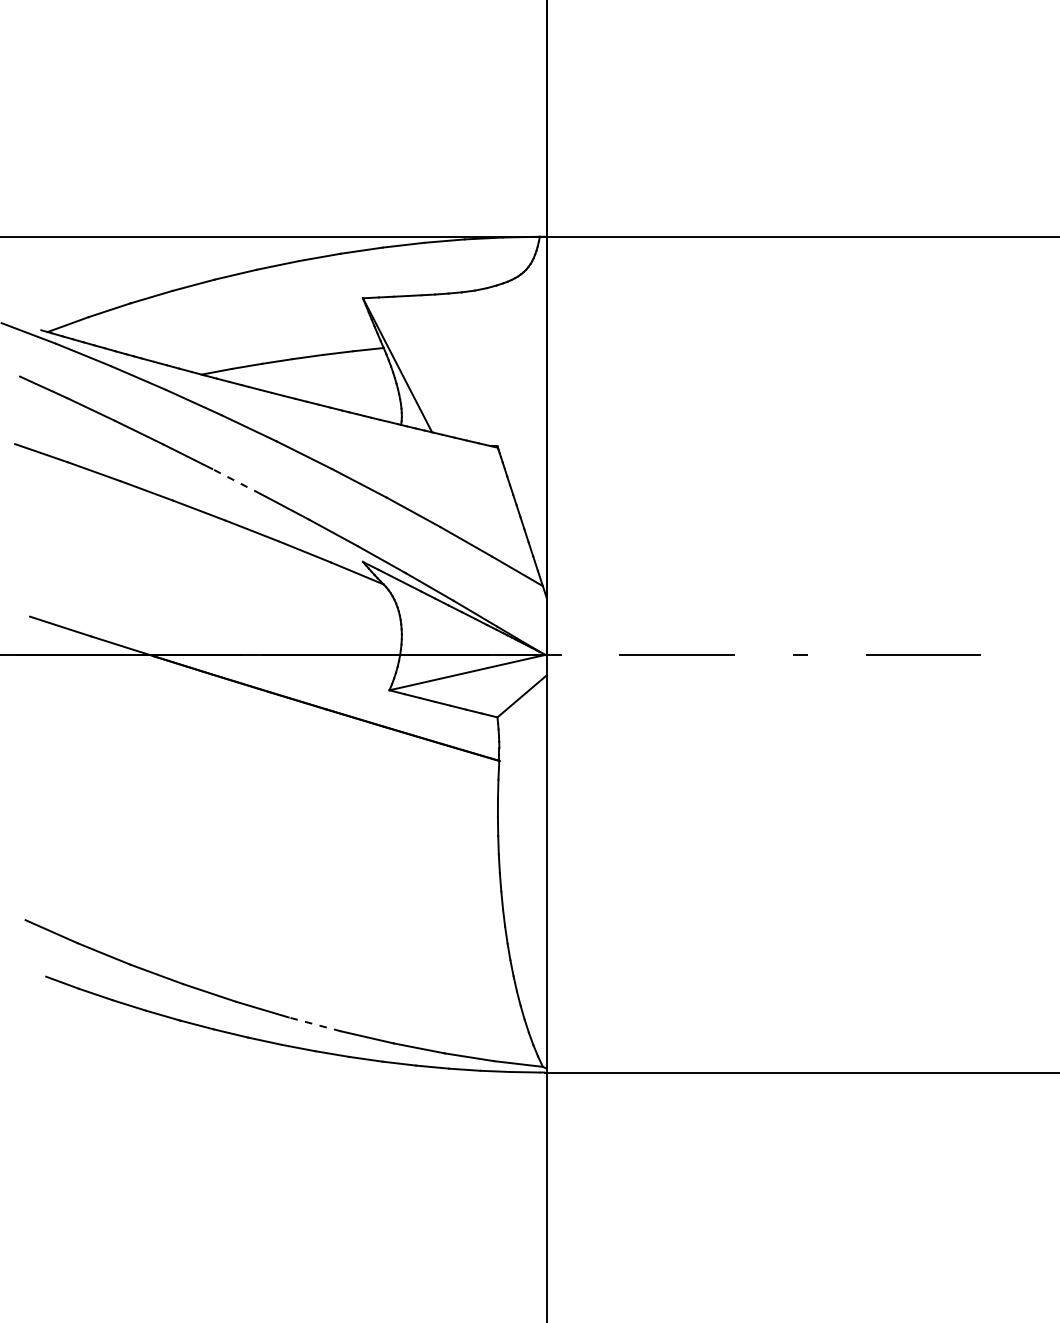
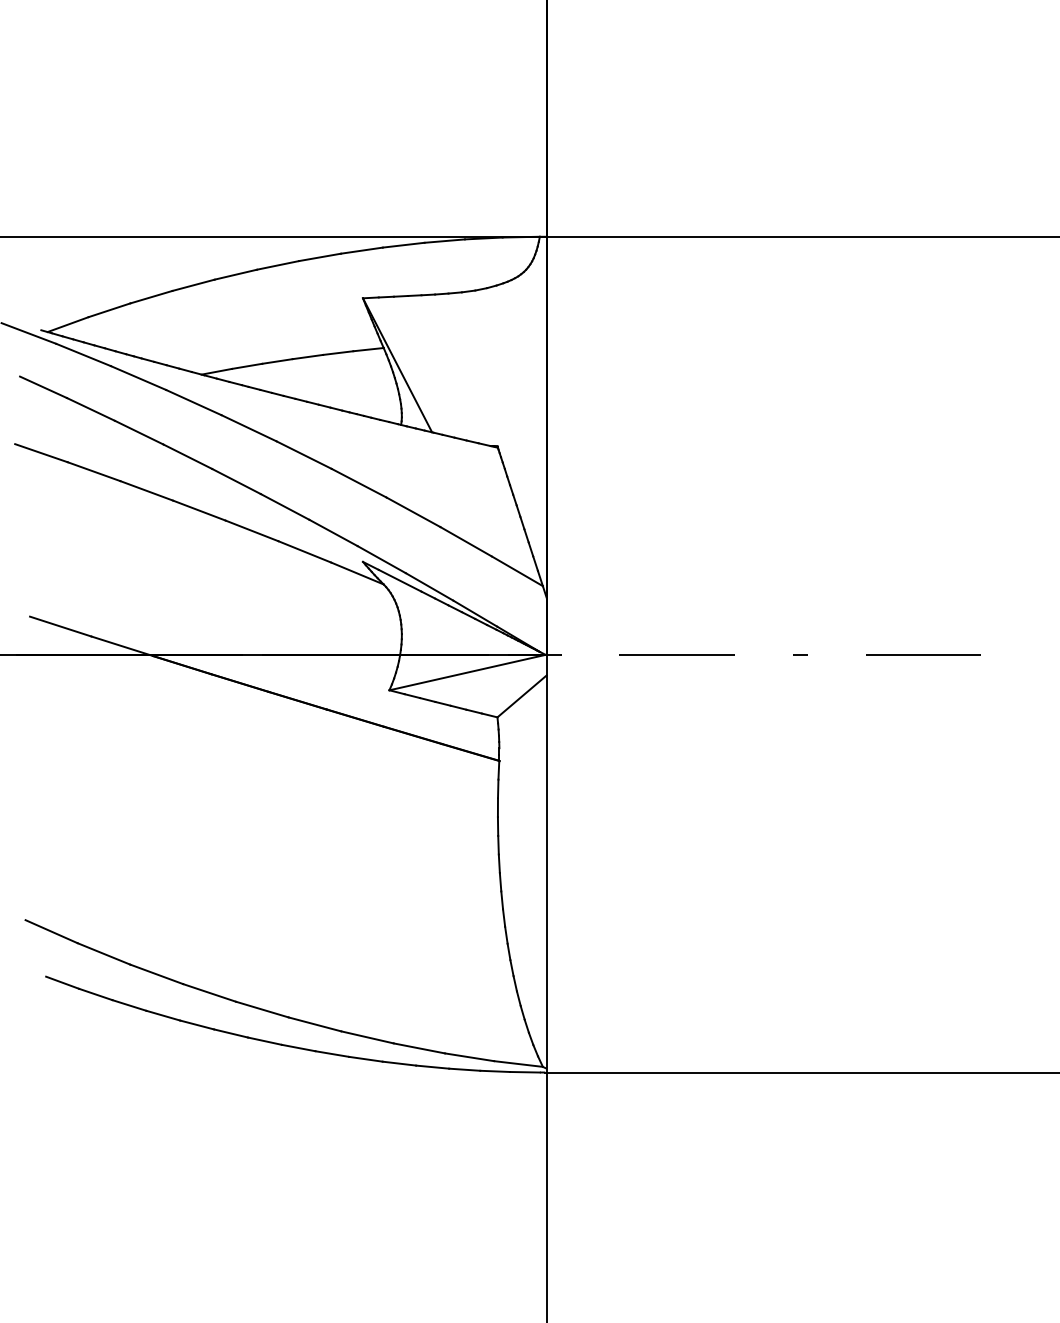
line: dashed -> solid (236, 481)
line: dashed -> solid (314, 1024)
